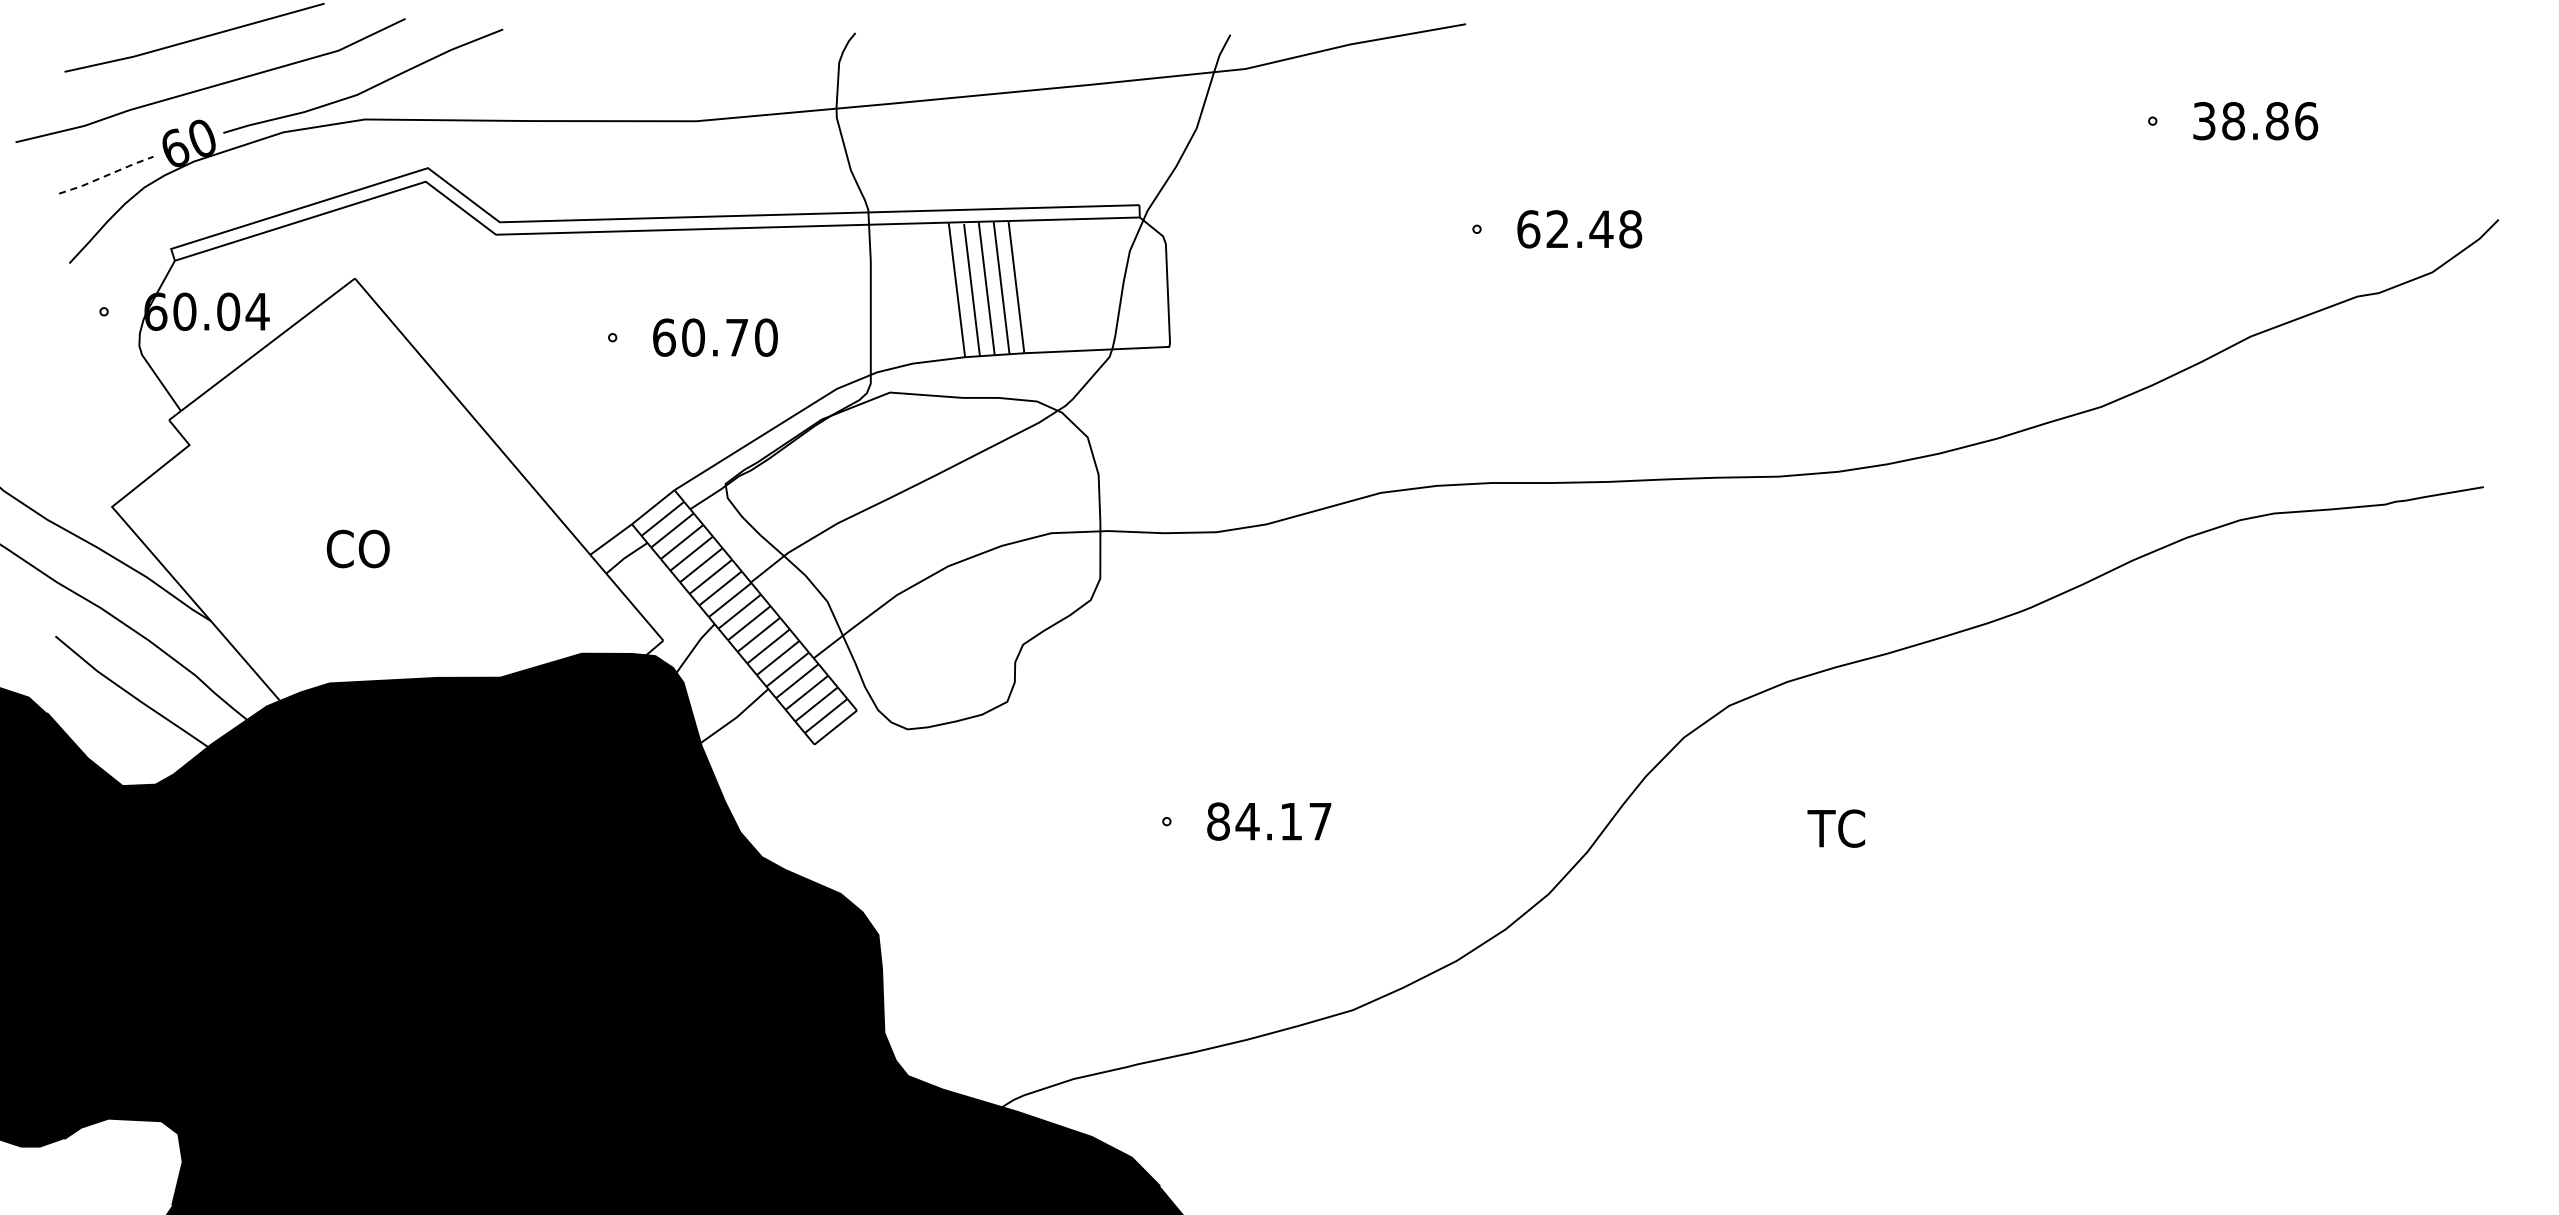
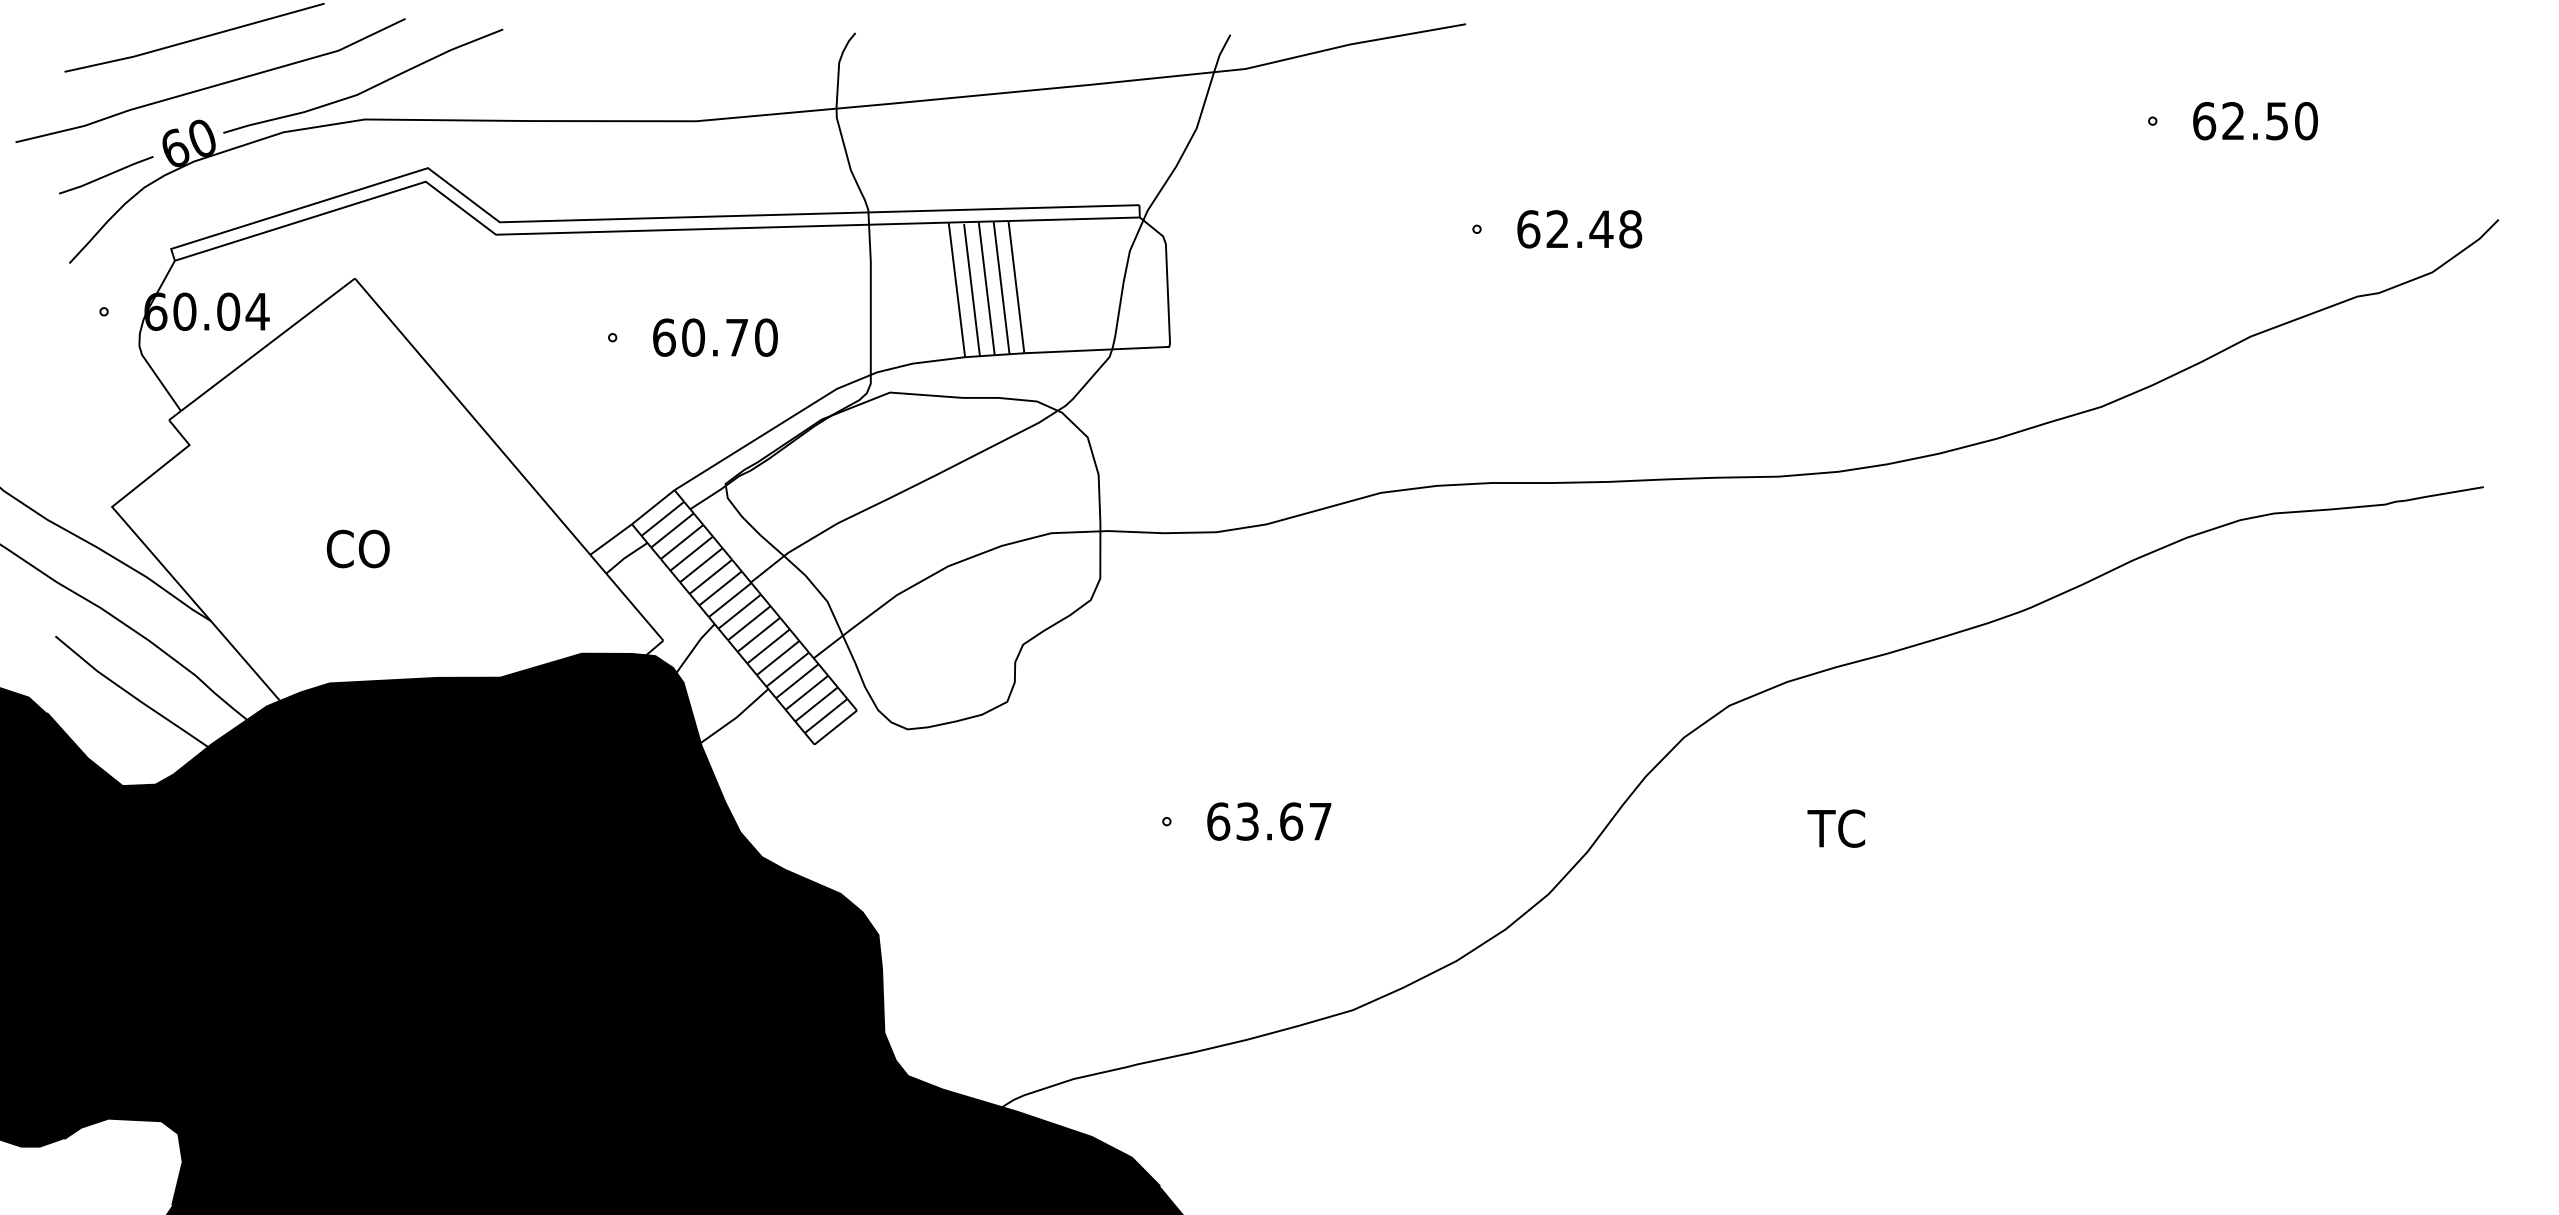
text: 38.86 -> 62.50 (2255, 121)
line: dashed -> solid (106, 175)
text: 84.17 -> 63.67 (1255, 821)
